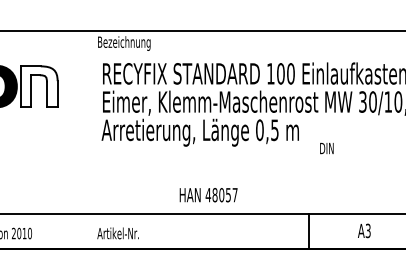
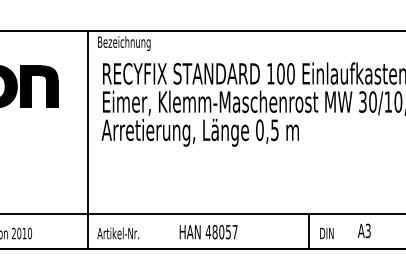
fill: none -> present (38, 86)
line: none -> present (88, 139)
text position: (326, 148) -> (326, 233) (326, 233)
text position: (208, 195) -> (208, 232) (208, 232)
